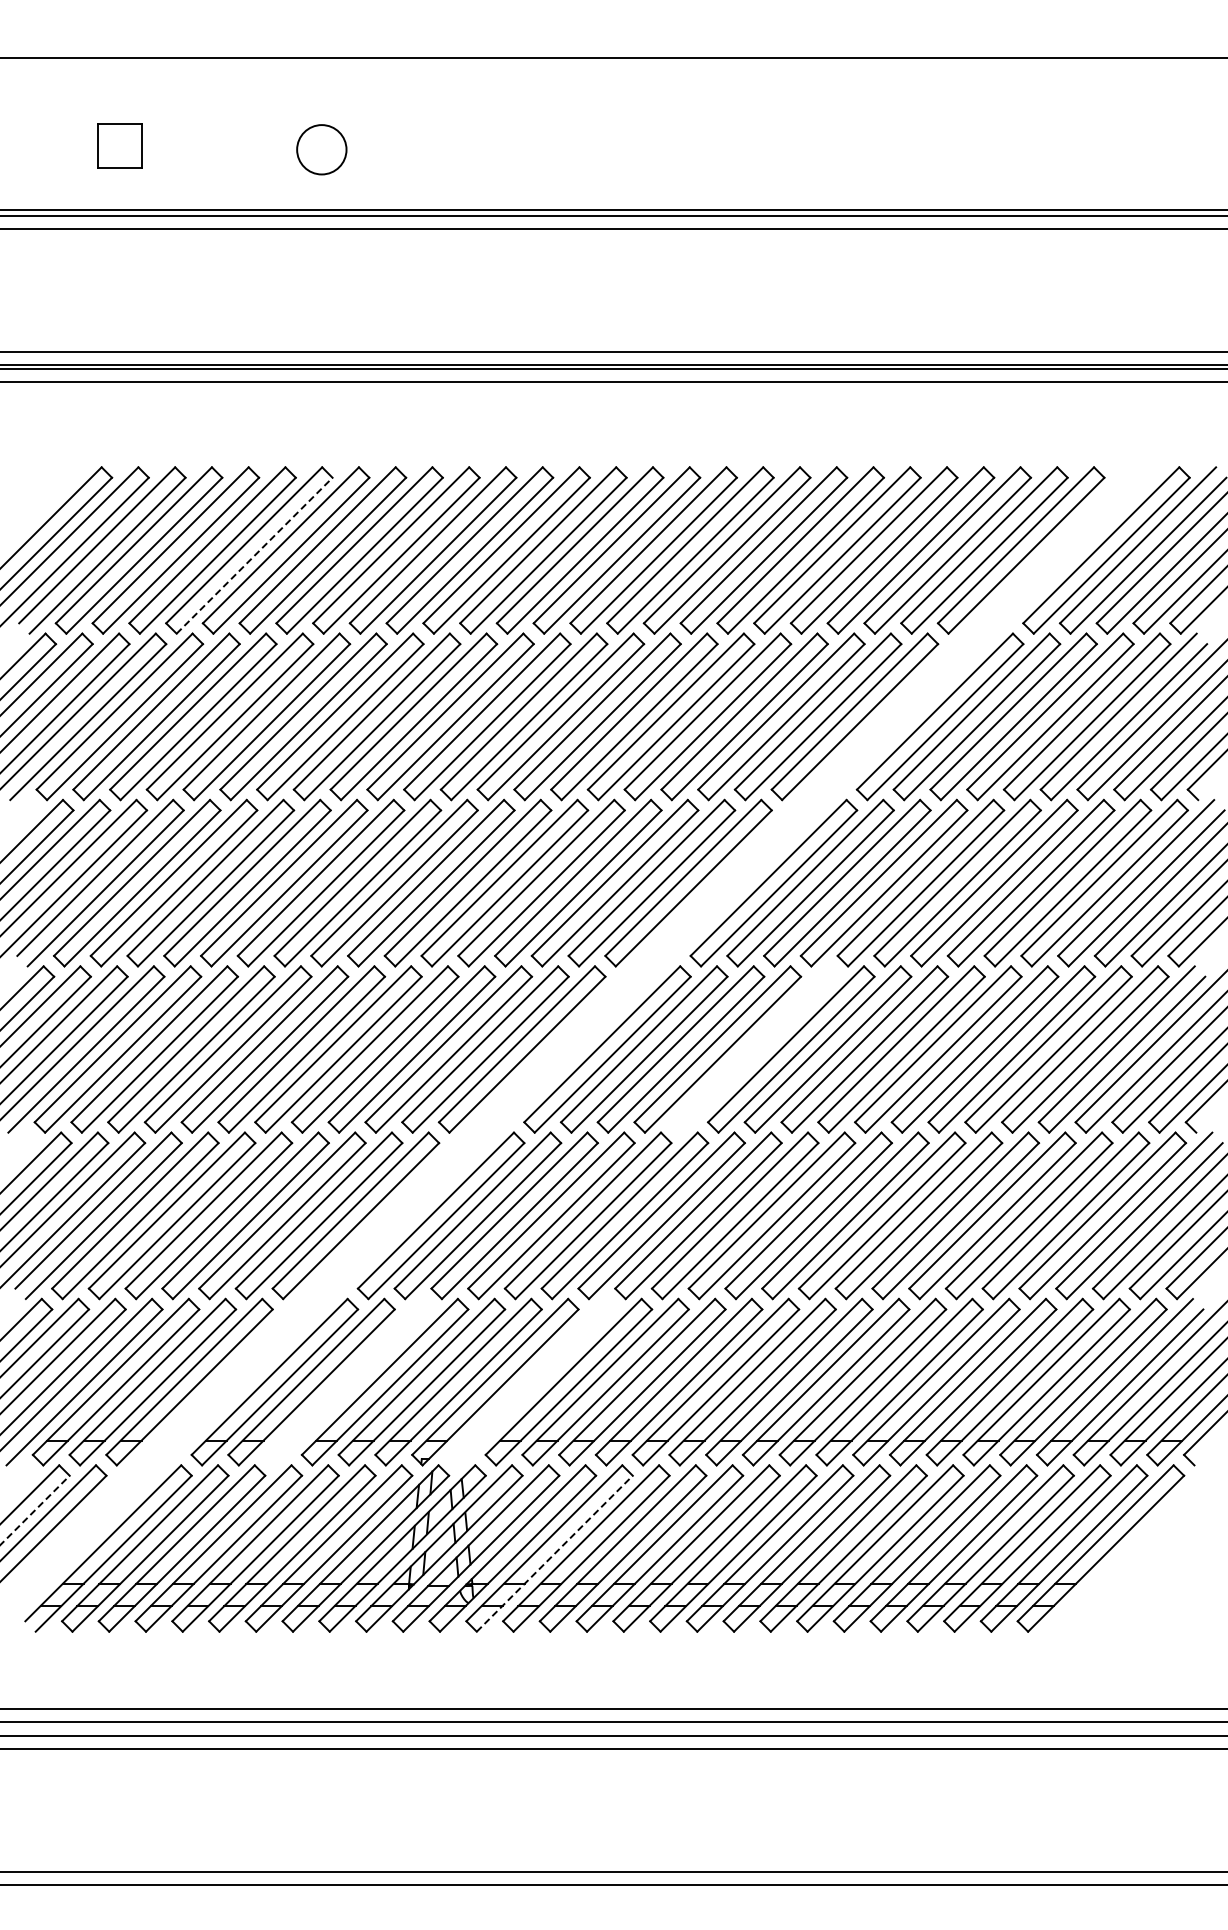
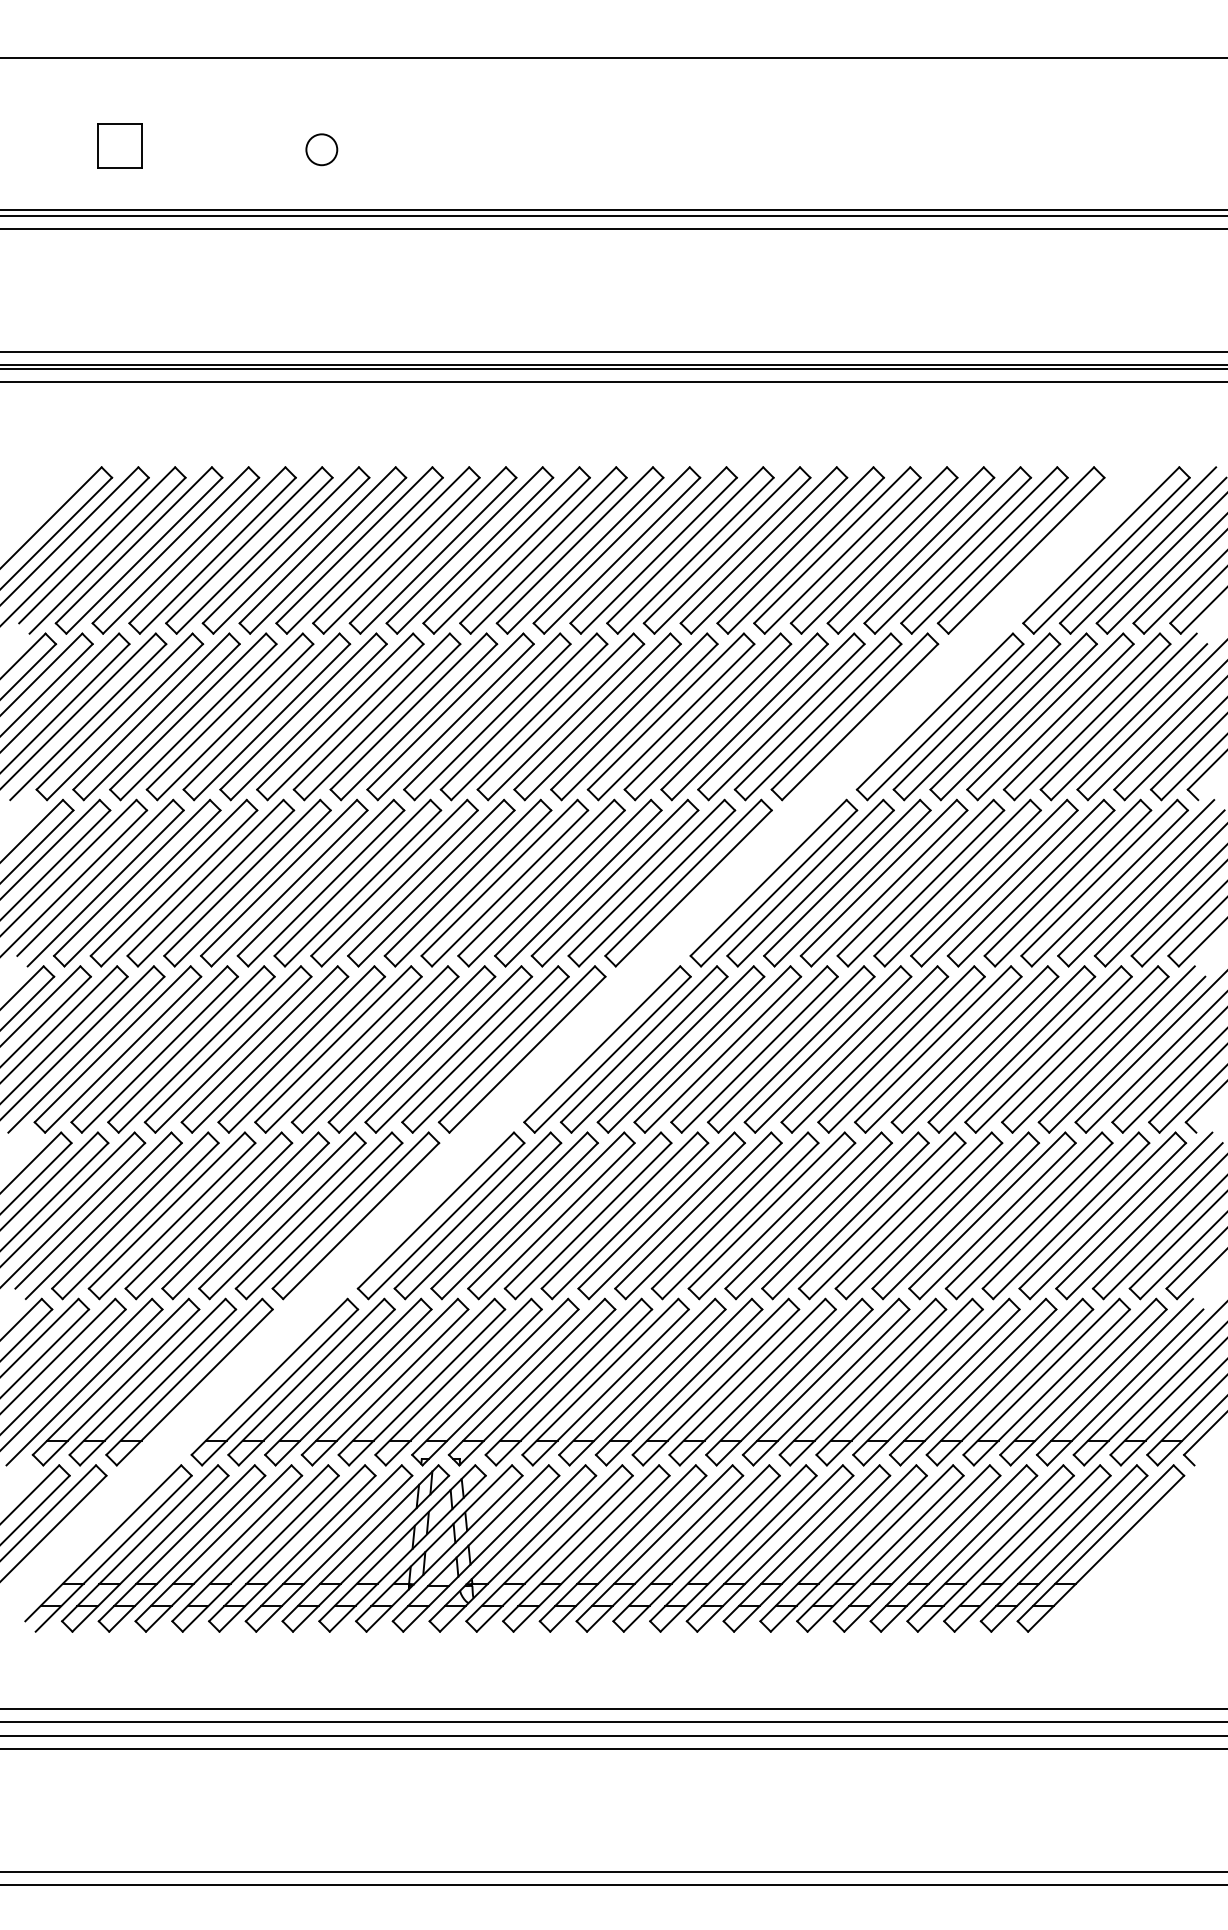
circle diameter: 49 px -> 31 px (321, 149)
line: dashed -> solid (254, 555)
part: none -> present (754, 1049)
part: none -> present (348, 1381)
part: none -> present (531, 1381)
line: dashed -> solid (35, 1510)
line: dashed -> solid (555, 1553)
